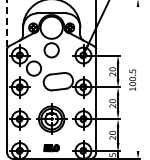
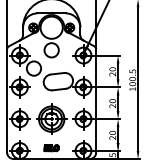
line: dashed -> solid (7, 23)
line: none -> present (138, 78)
